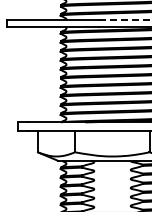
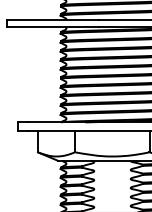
line: dashed -> solid (125, 19)
